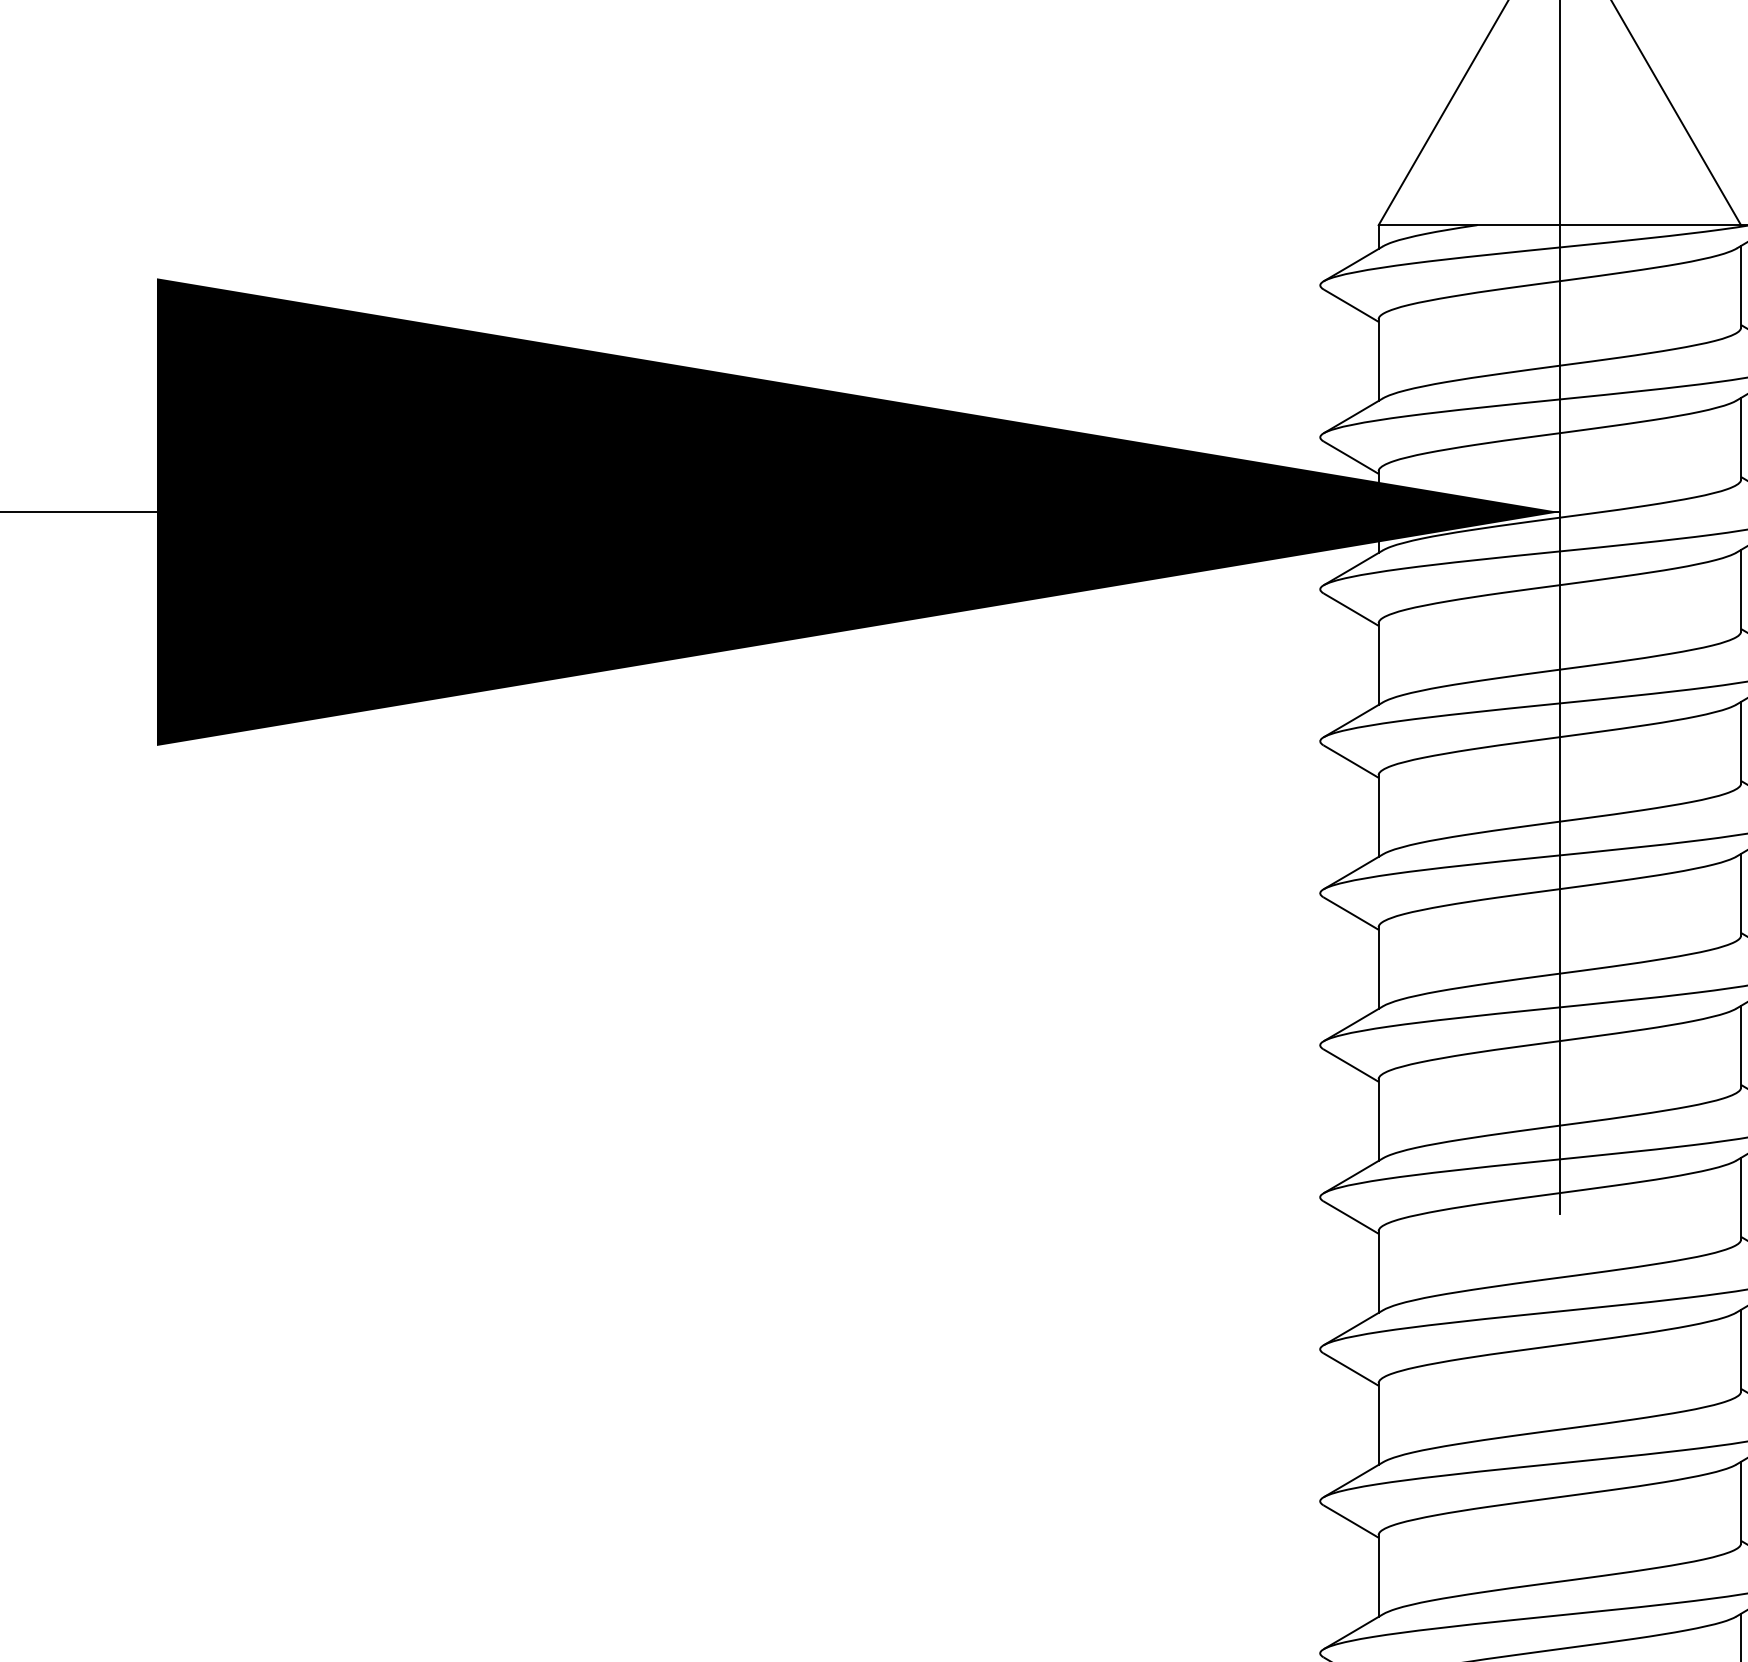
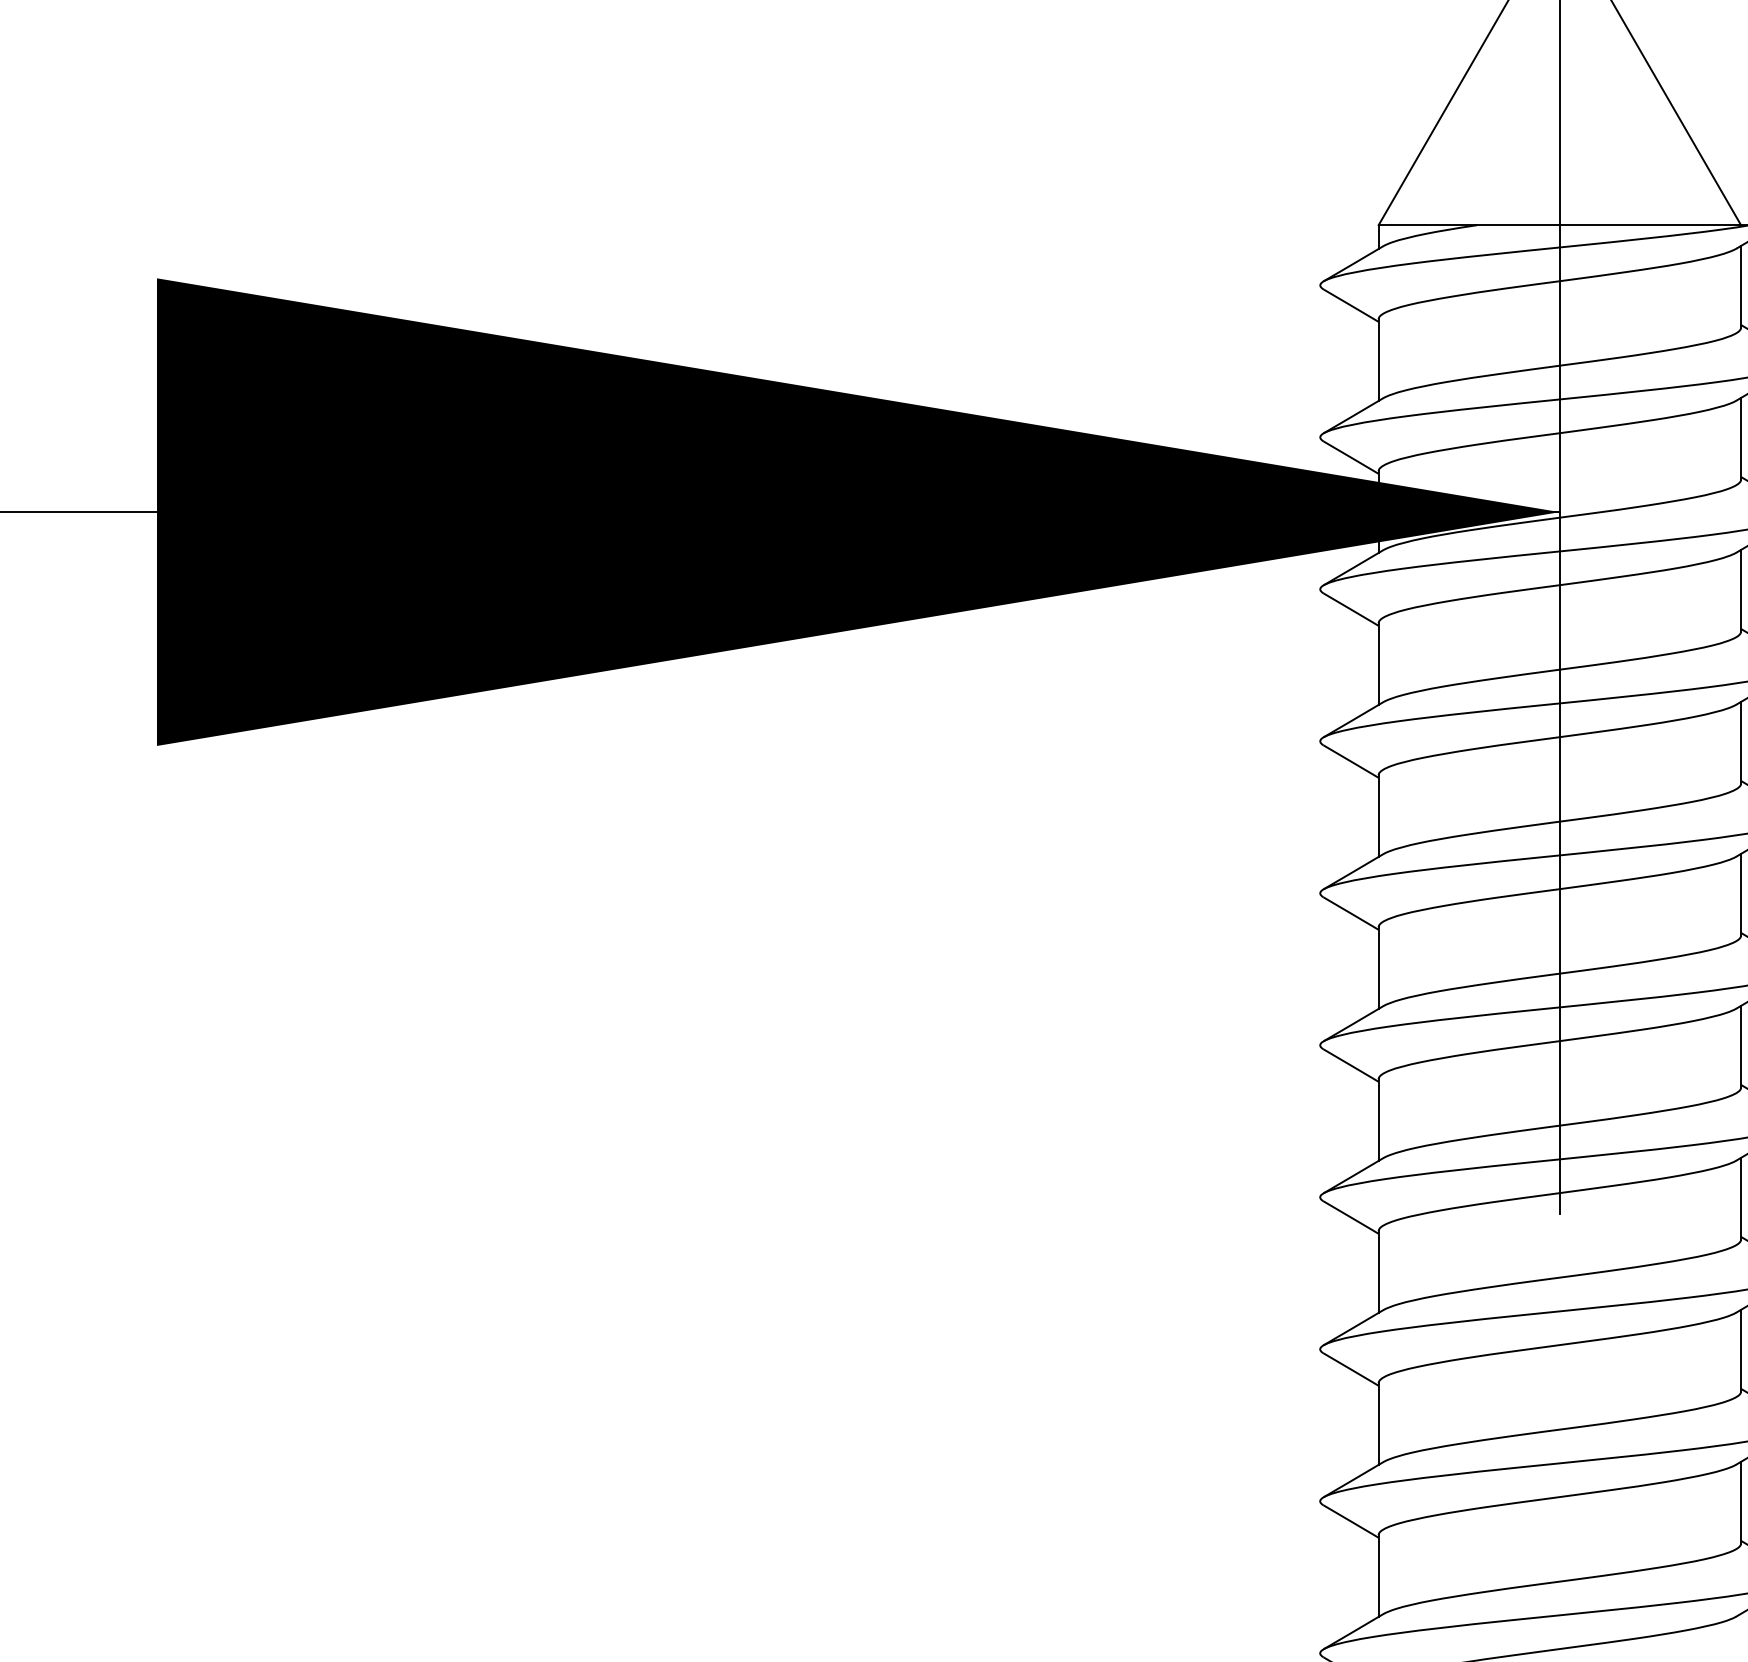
line: present -> none (1741, 1635)
